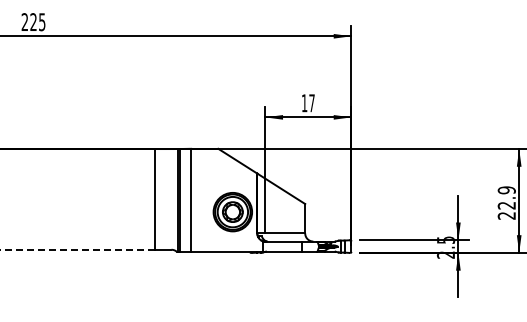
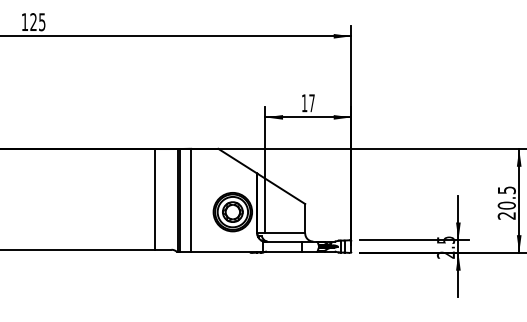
text: 225 -> 125 (24, 21)
text: 22.9 -> 20.5 (506, 197)
line: dashed -> solid (77, 249)
